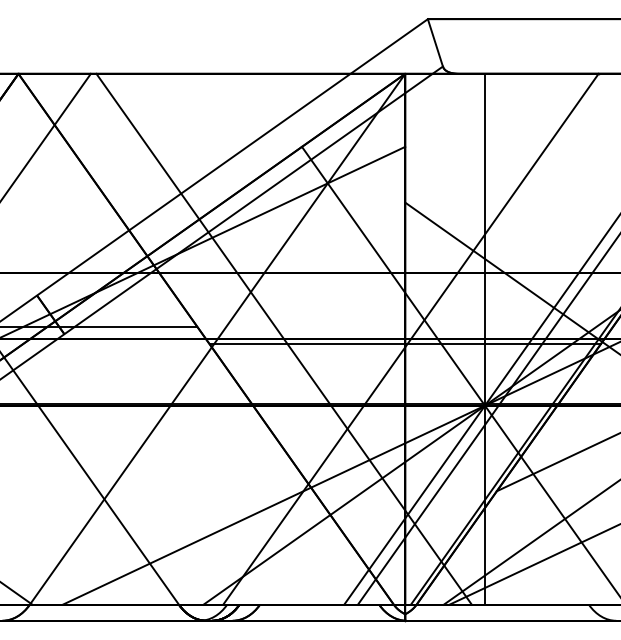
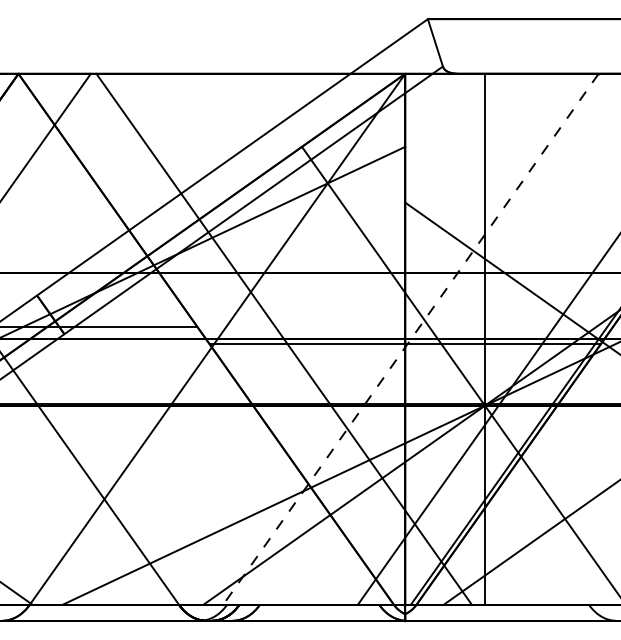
line: solid -> dashed (410, 339)
line: present -> none (480, 410)
line: present -> none (556, 462)
line: present -> none (533, 564)
